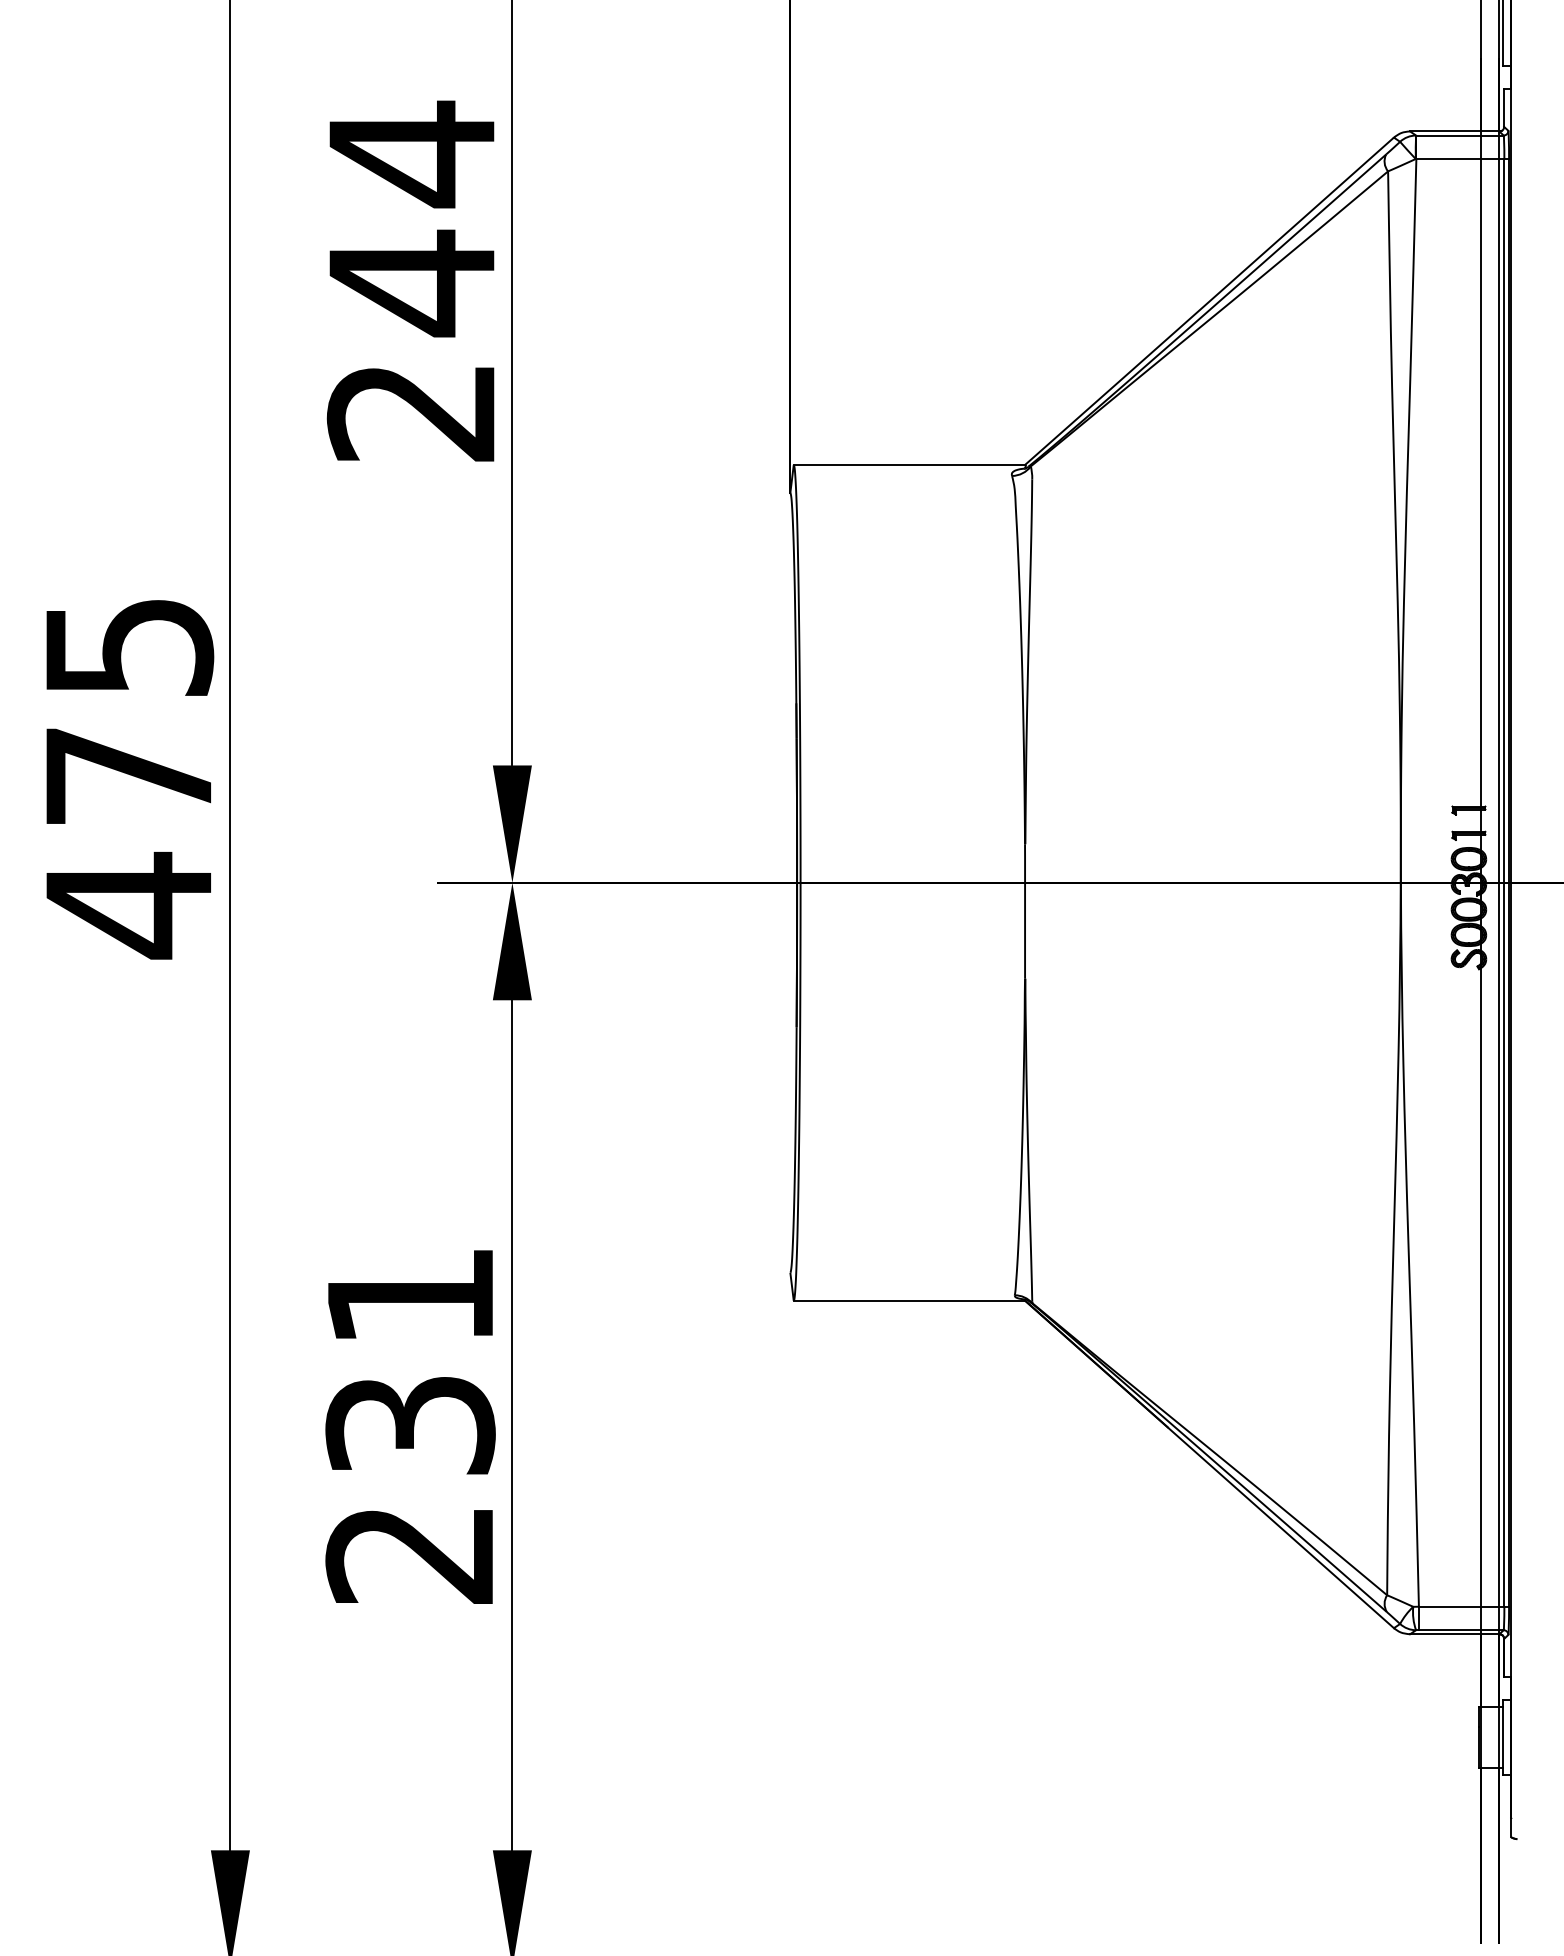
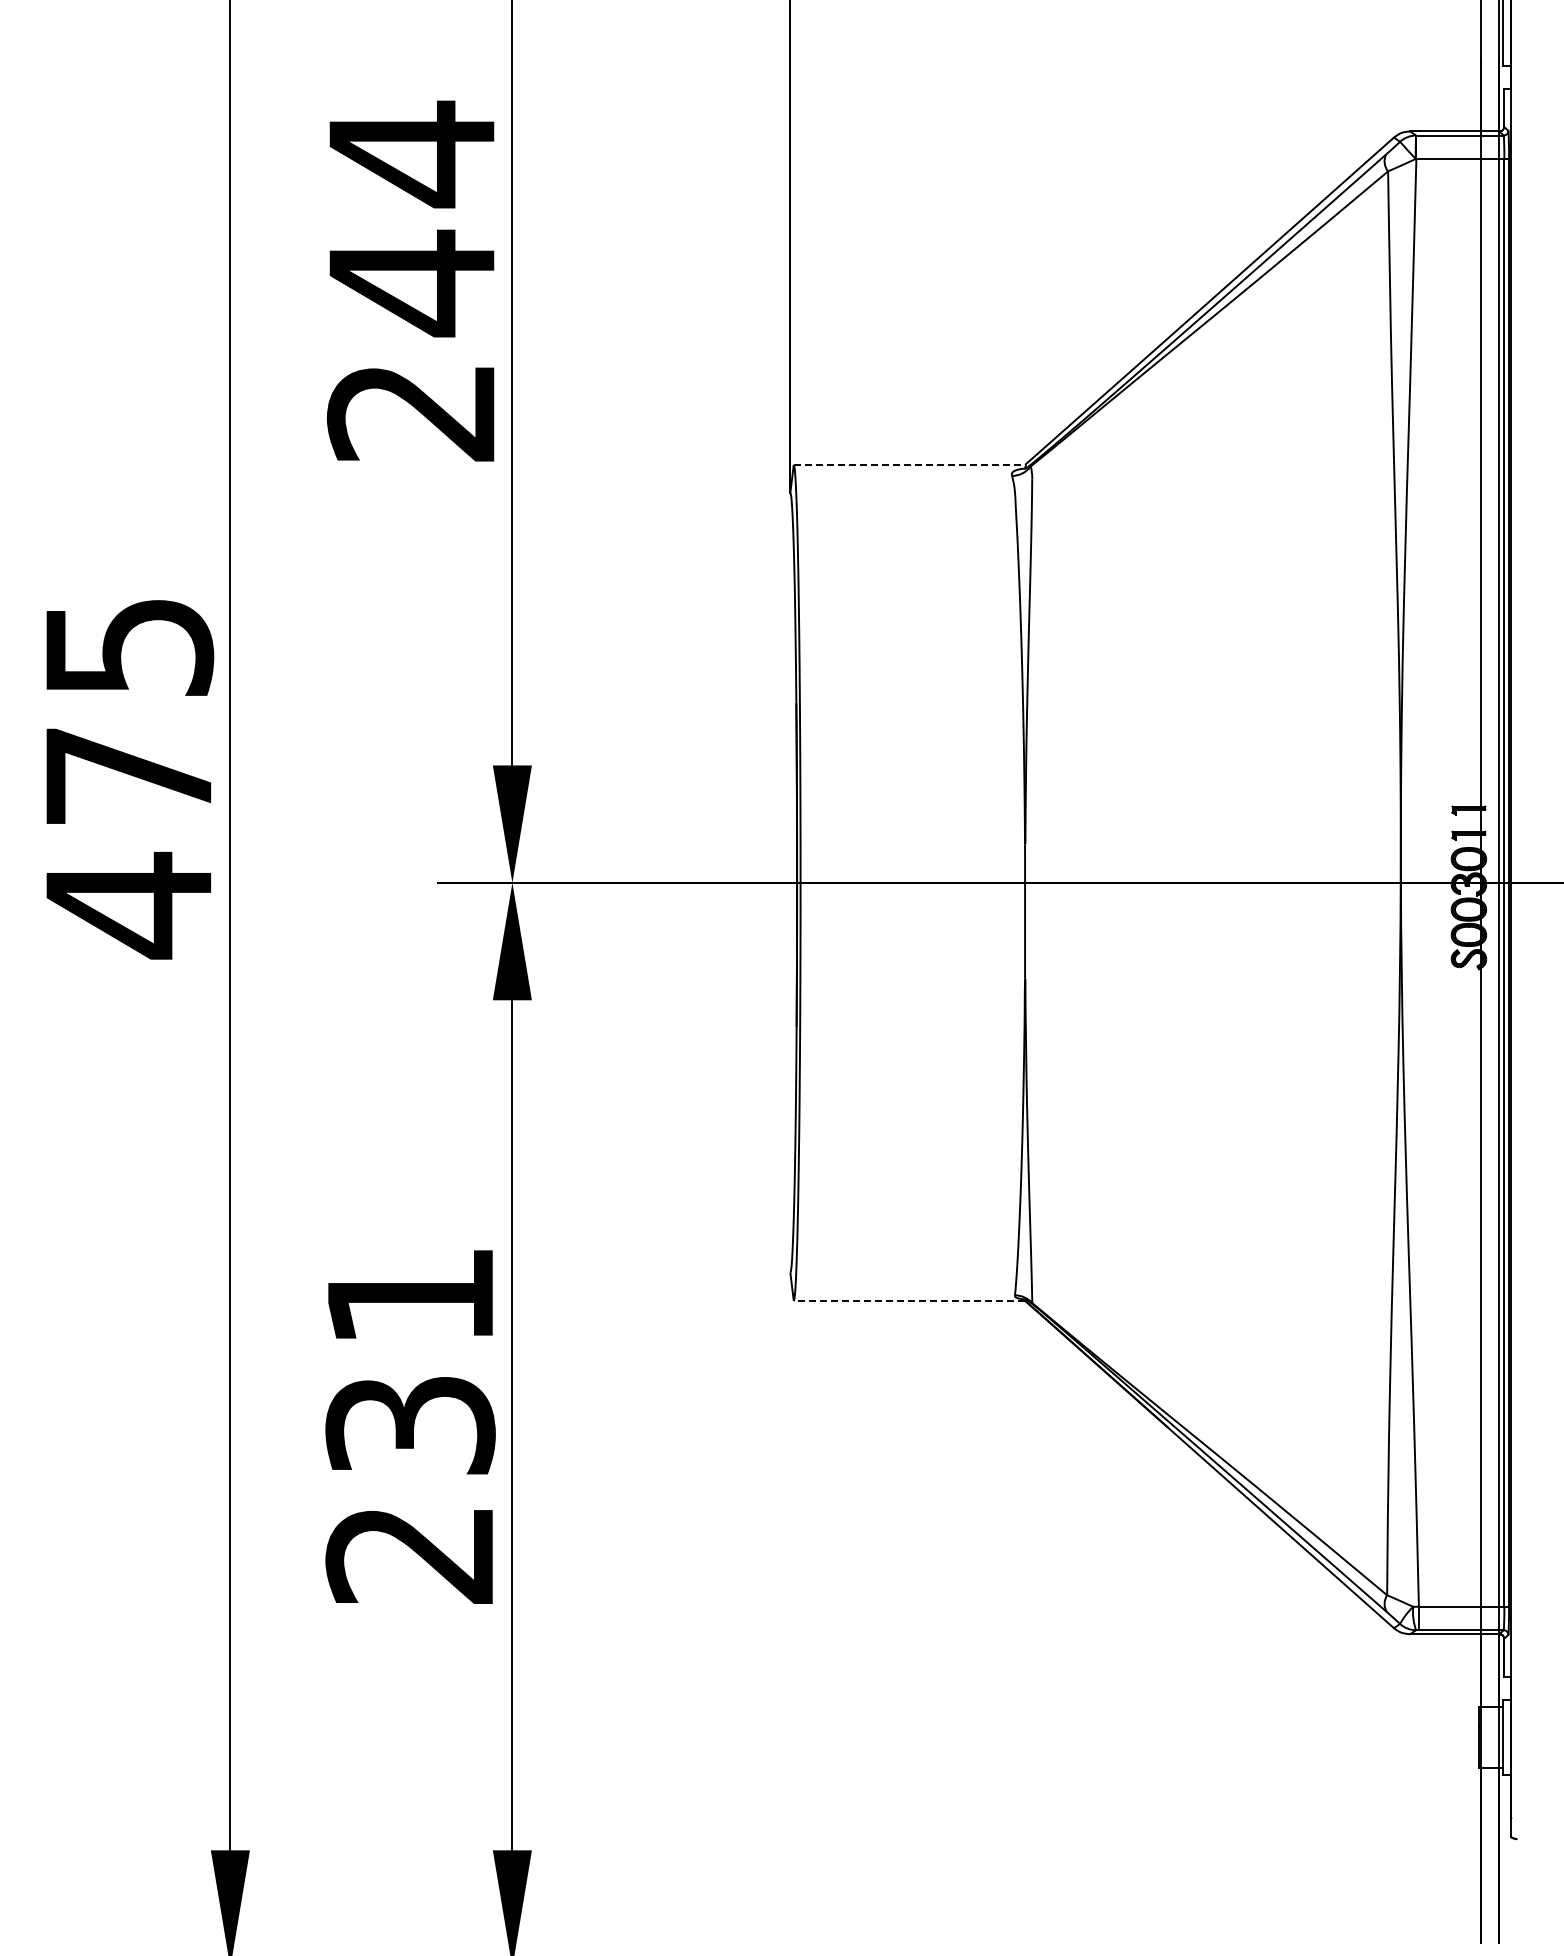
line: solid -> dashed (909, 464)
line: solid -> dashed (909, 1300)
